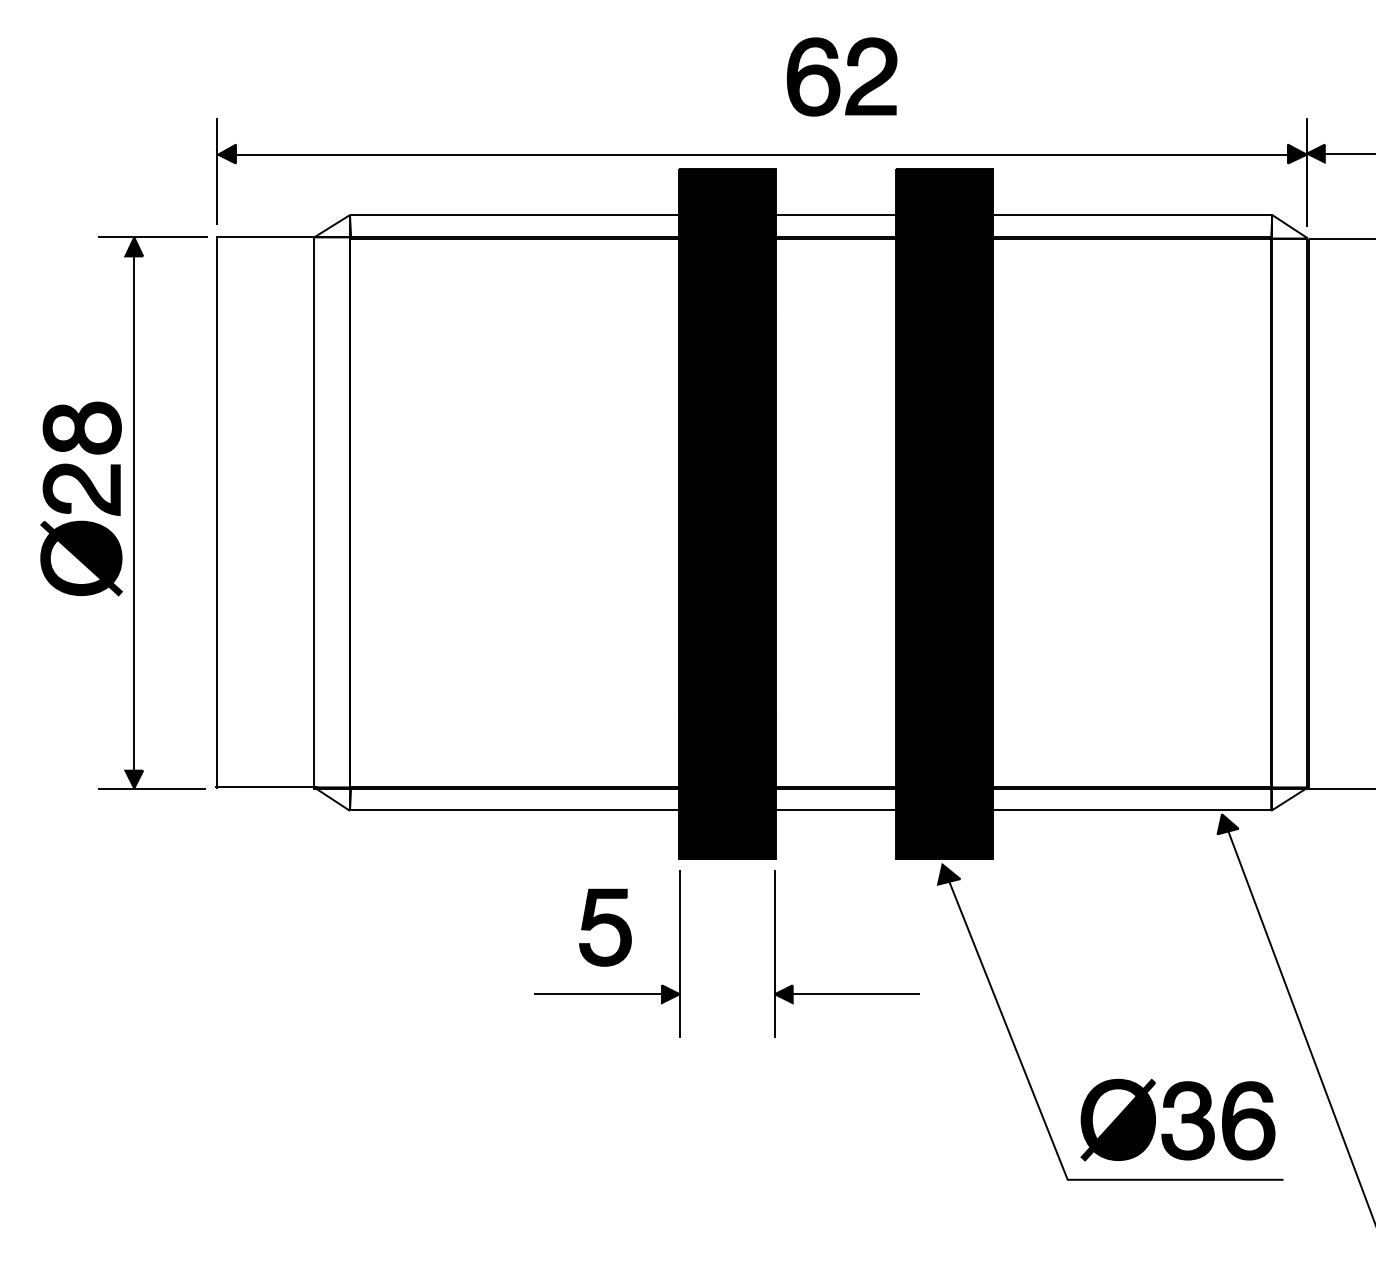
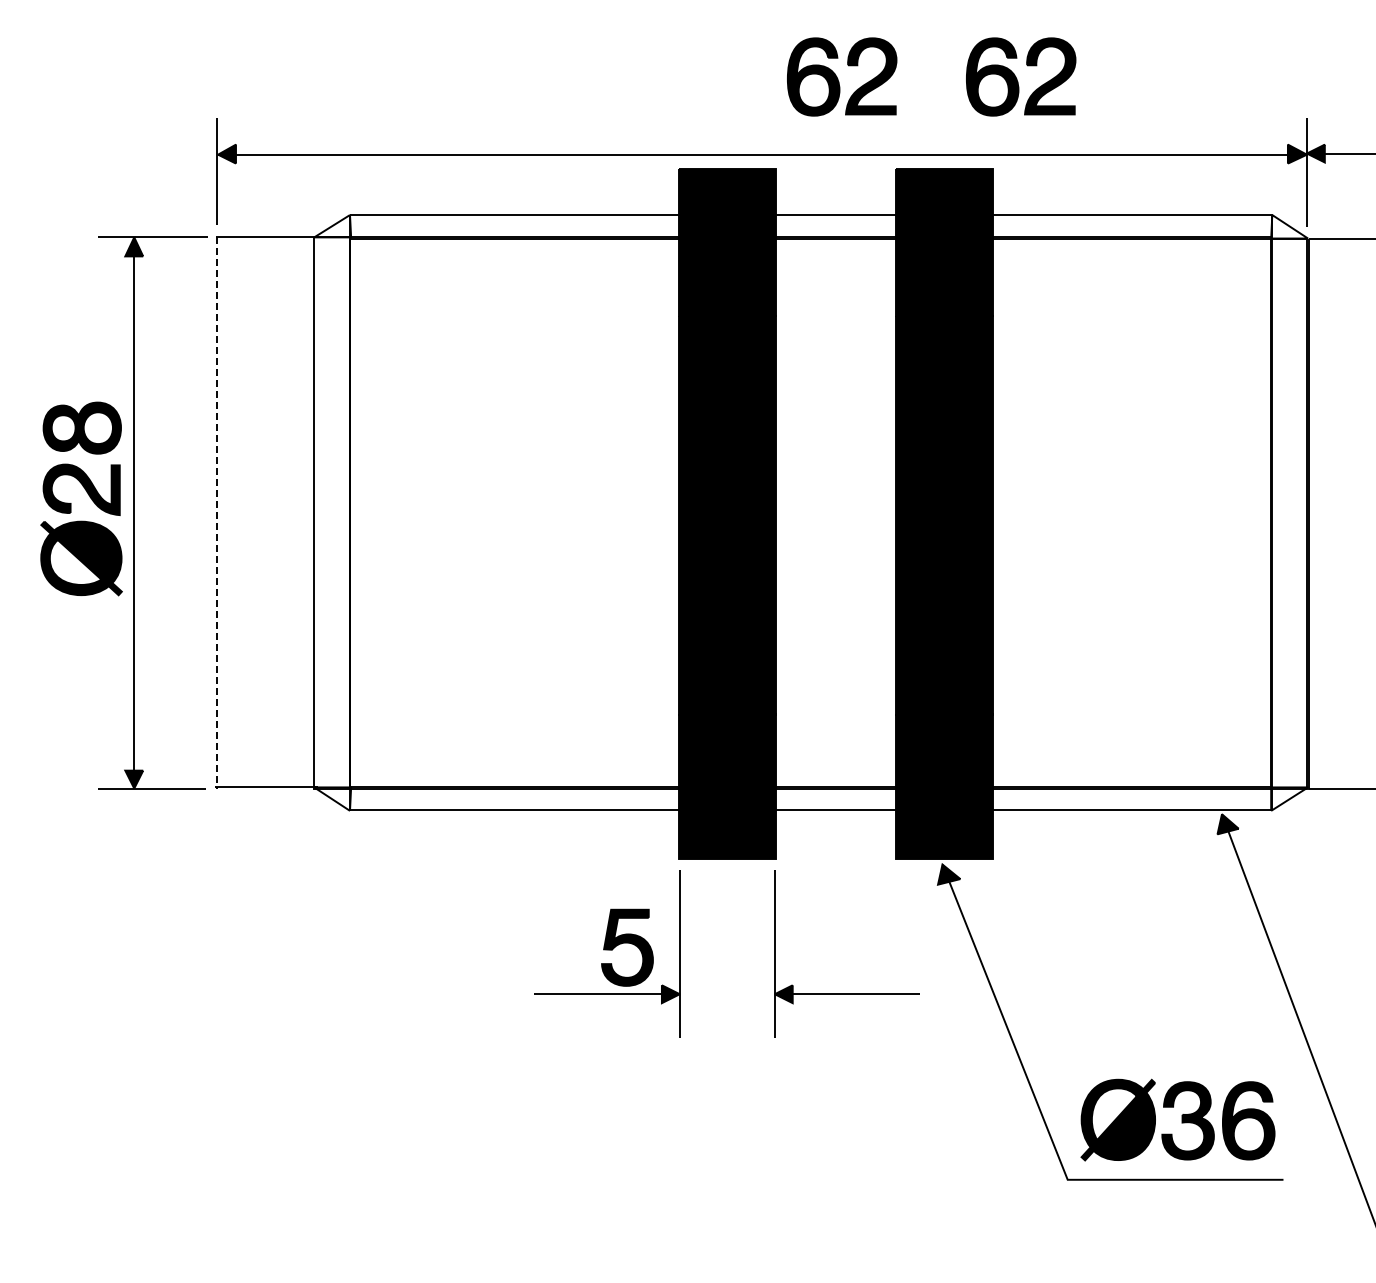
part: none -> present (1021, 76)
line: solid -> dashed (216, 512)
part position: (605, 927) -> (627, 947) (627, 947)
